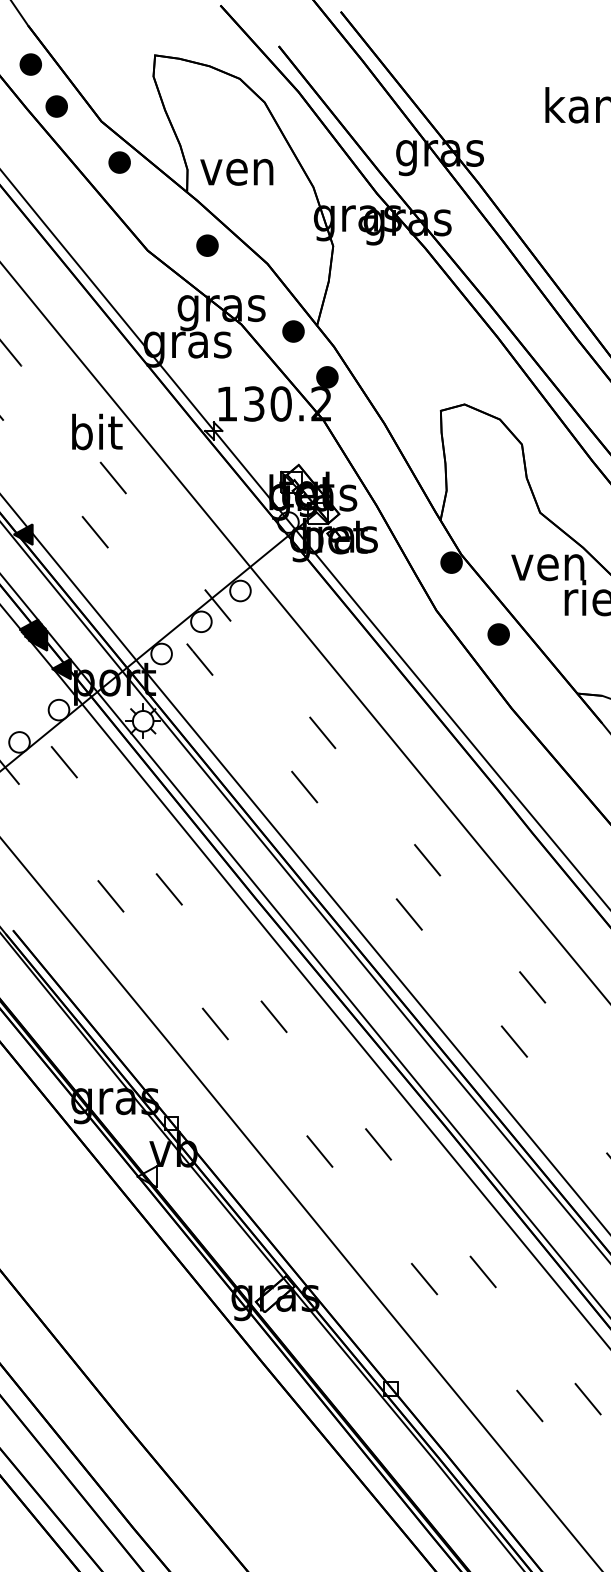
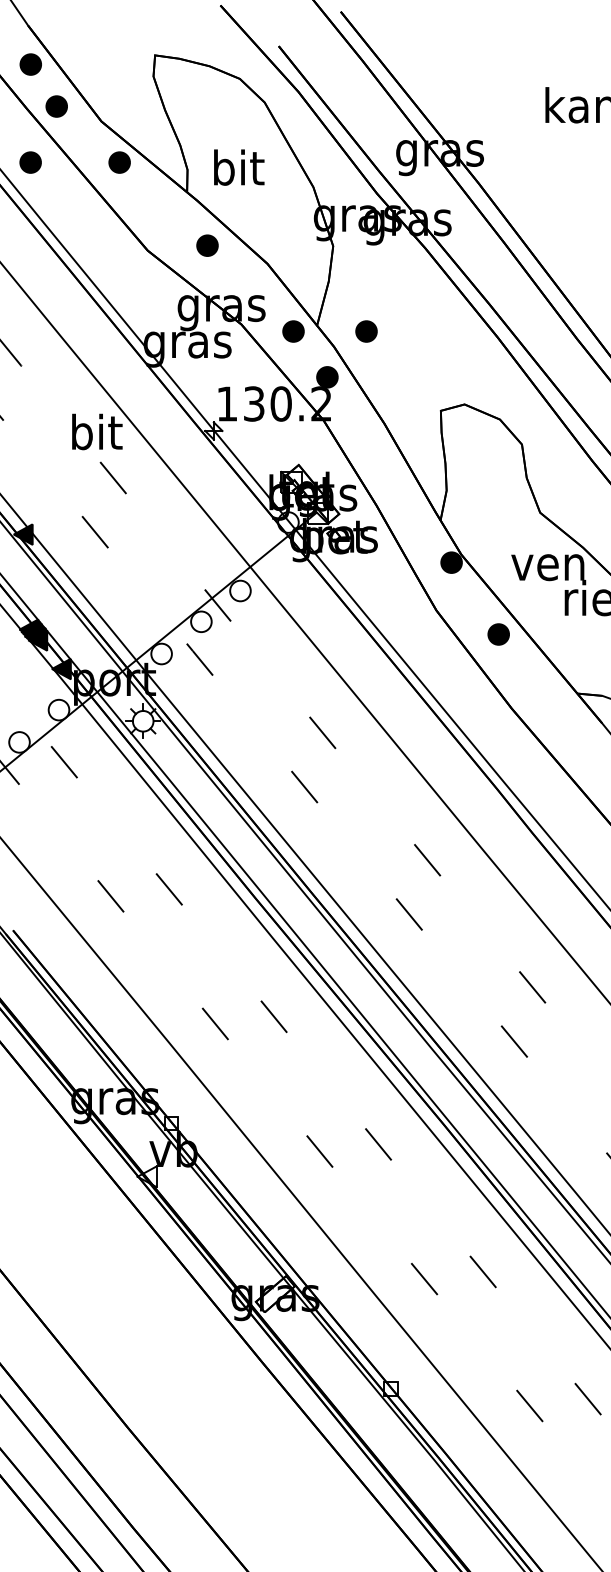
part: none -> present (30, 162)
text: ven -> bit (236, 167)
part: none -> present (366, 331)
